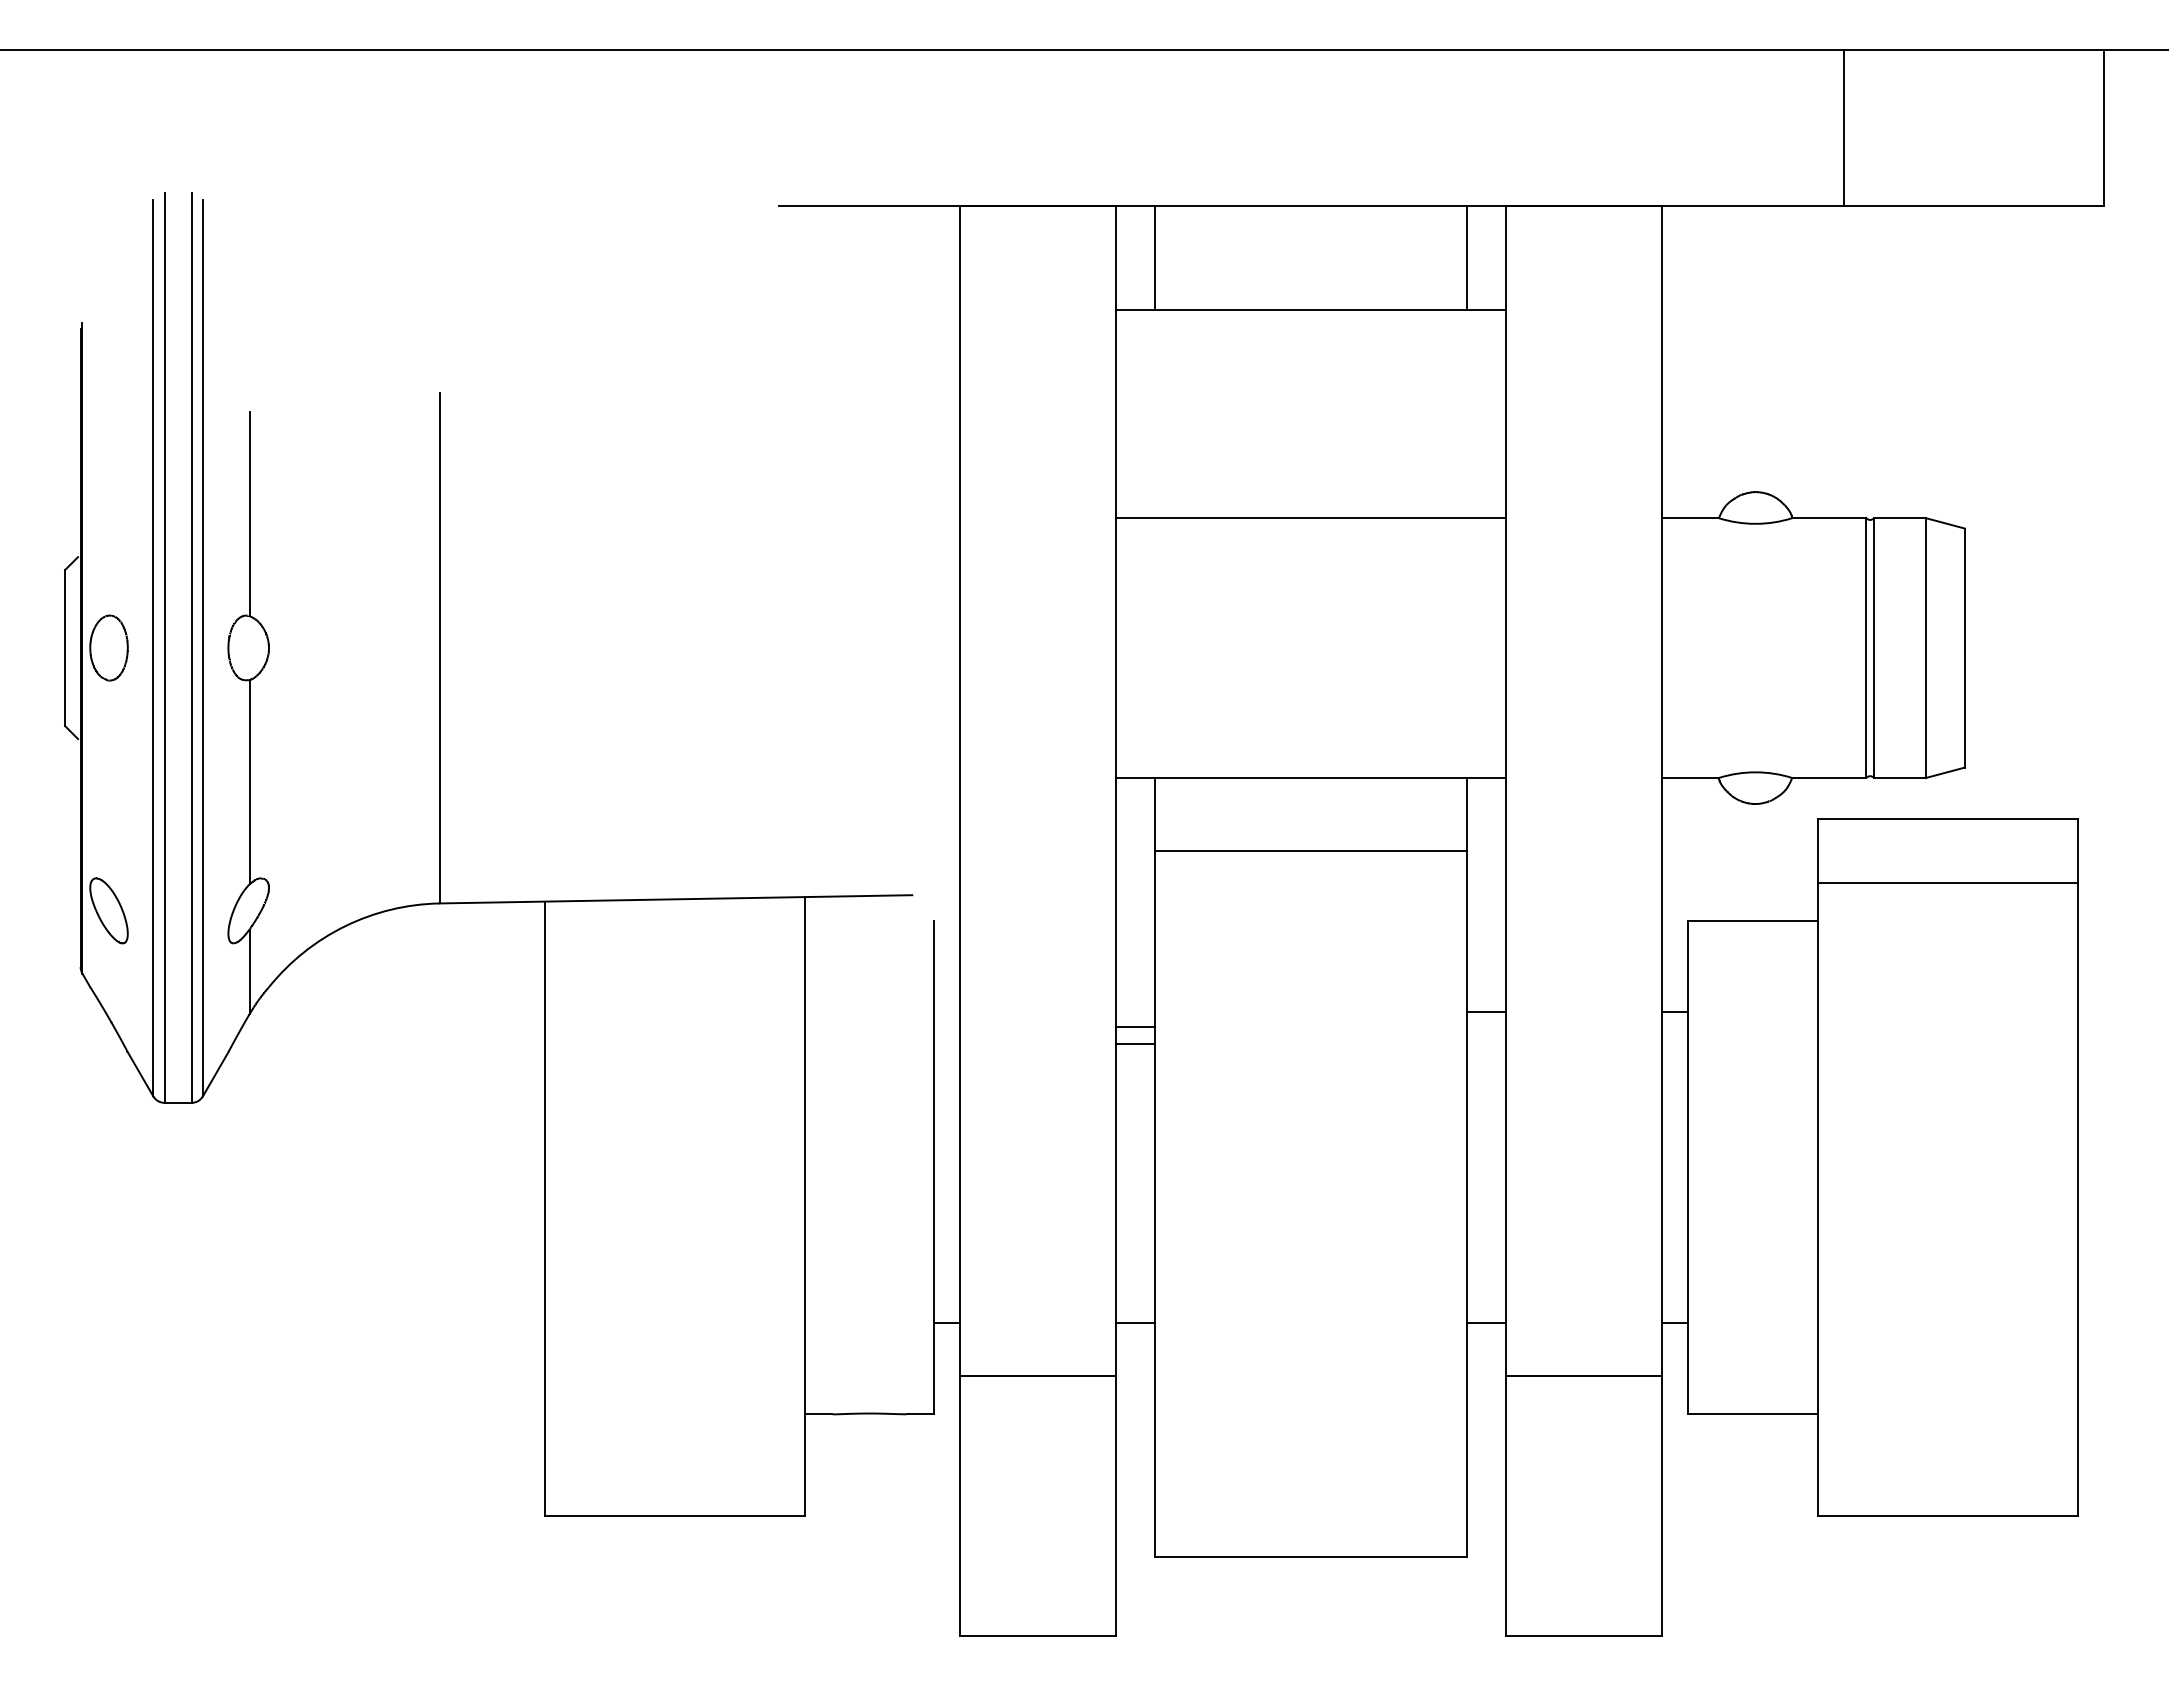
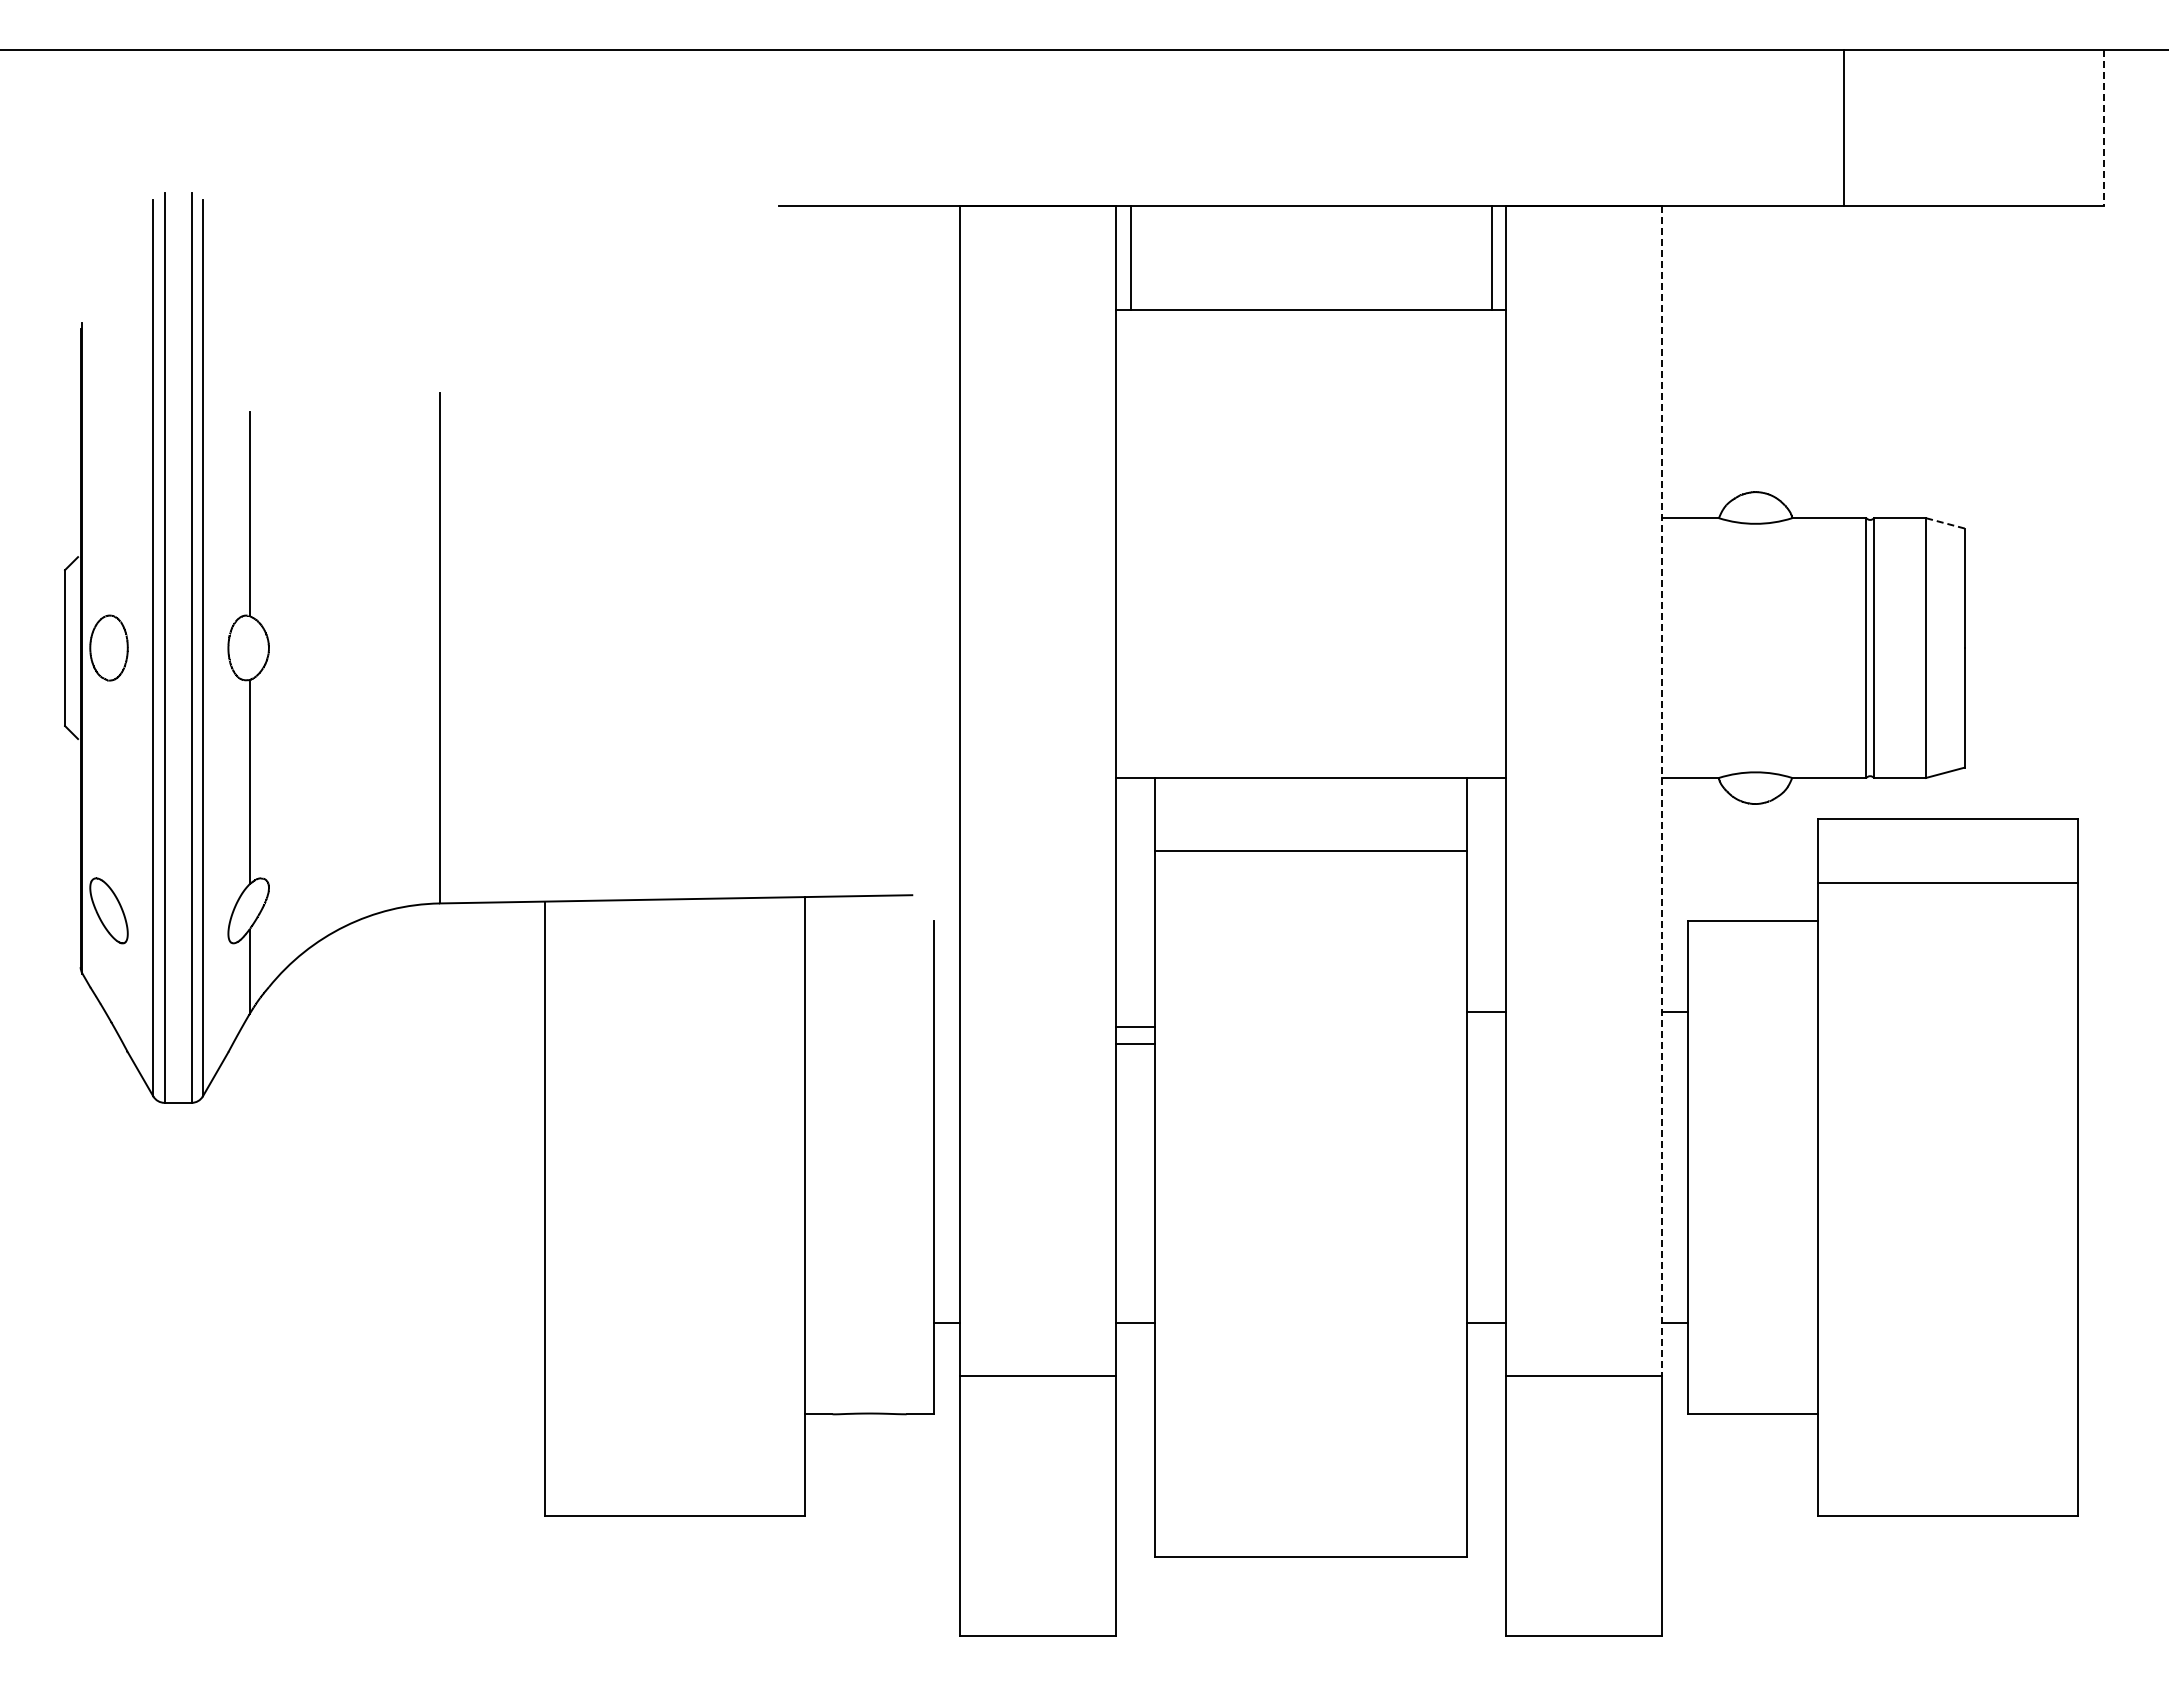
line: solid -> dashed (2103, 128)
line position: (1155, 258) -> (1131, 258) (1131, 258)
line position: (1467, 258) -> (1492, 258) (1492, 258)
line: present -> none (1311, 518)
line: solid -> dashed (1944, 523)
line: solid -> dashed (1662, 791)
